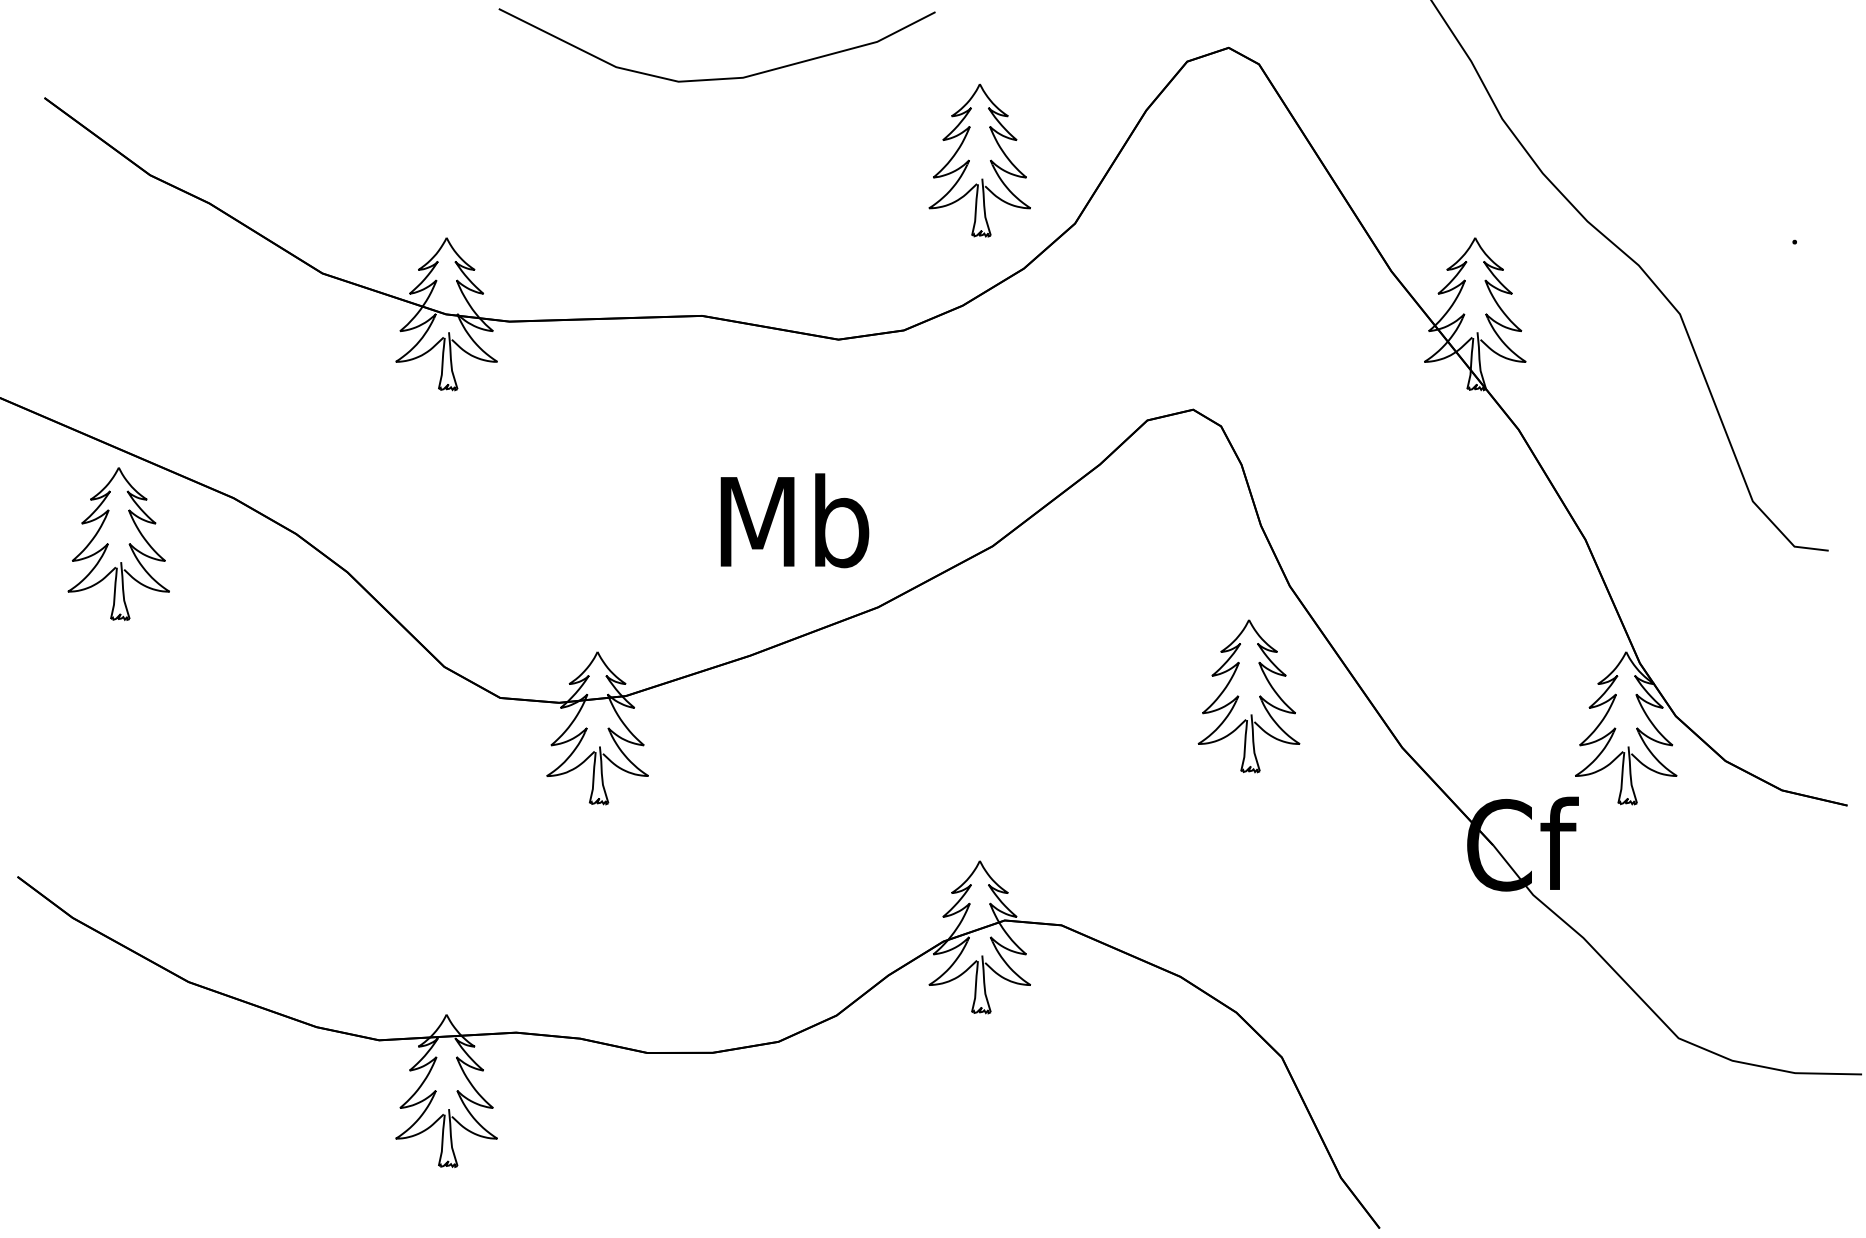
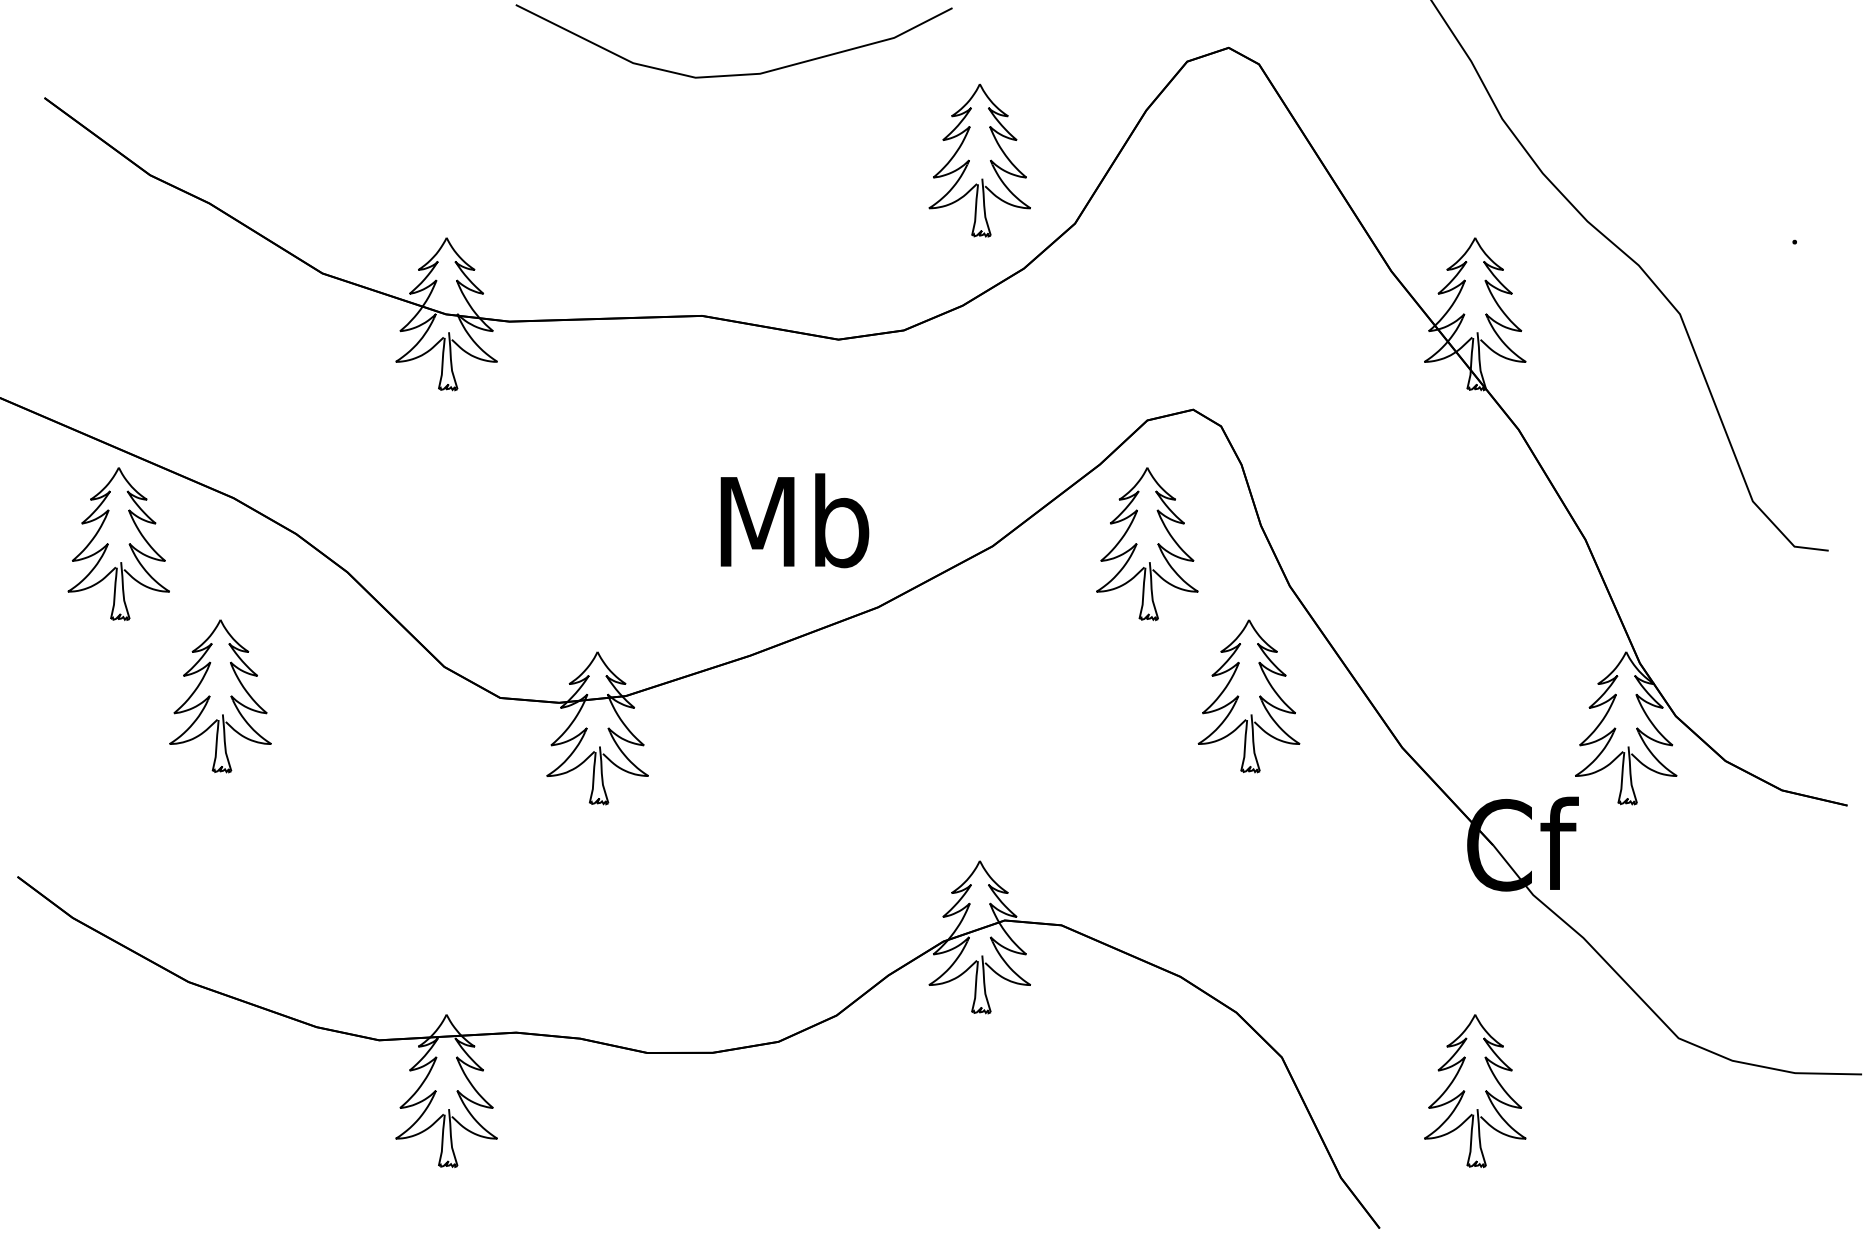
curve position: (716, 78) -> (733, 74) (733, 74)
part: none -> present (1147, 544)
part: none -> present (220, 696)
part: none -> present (1475, 1091)
